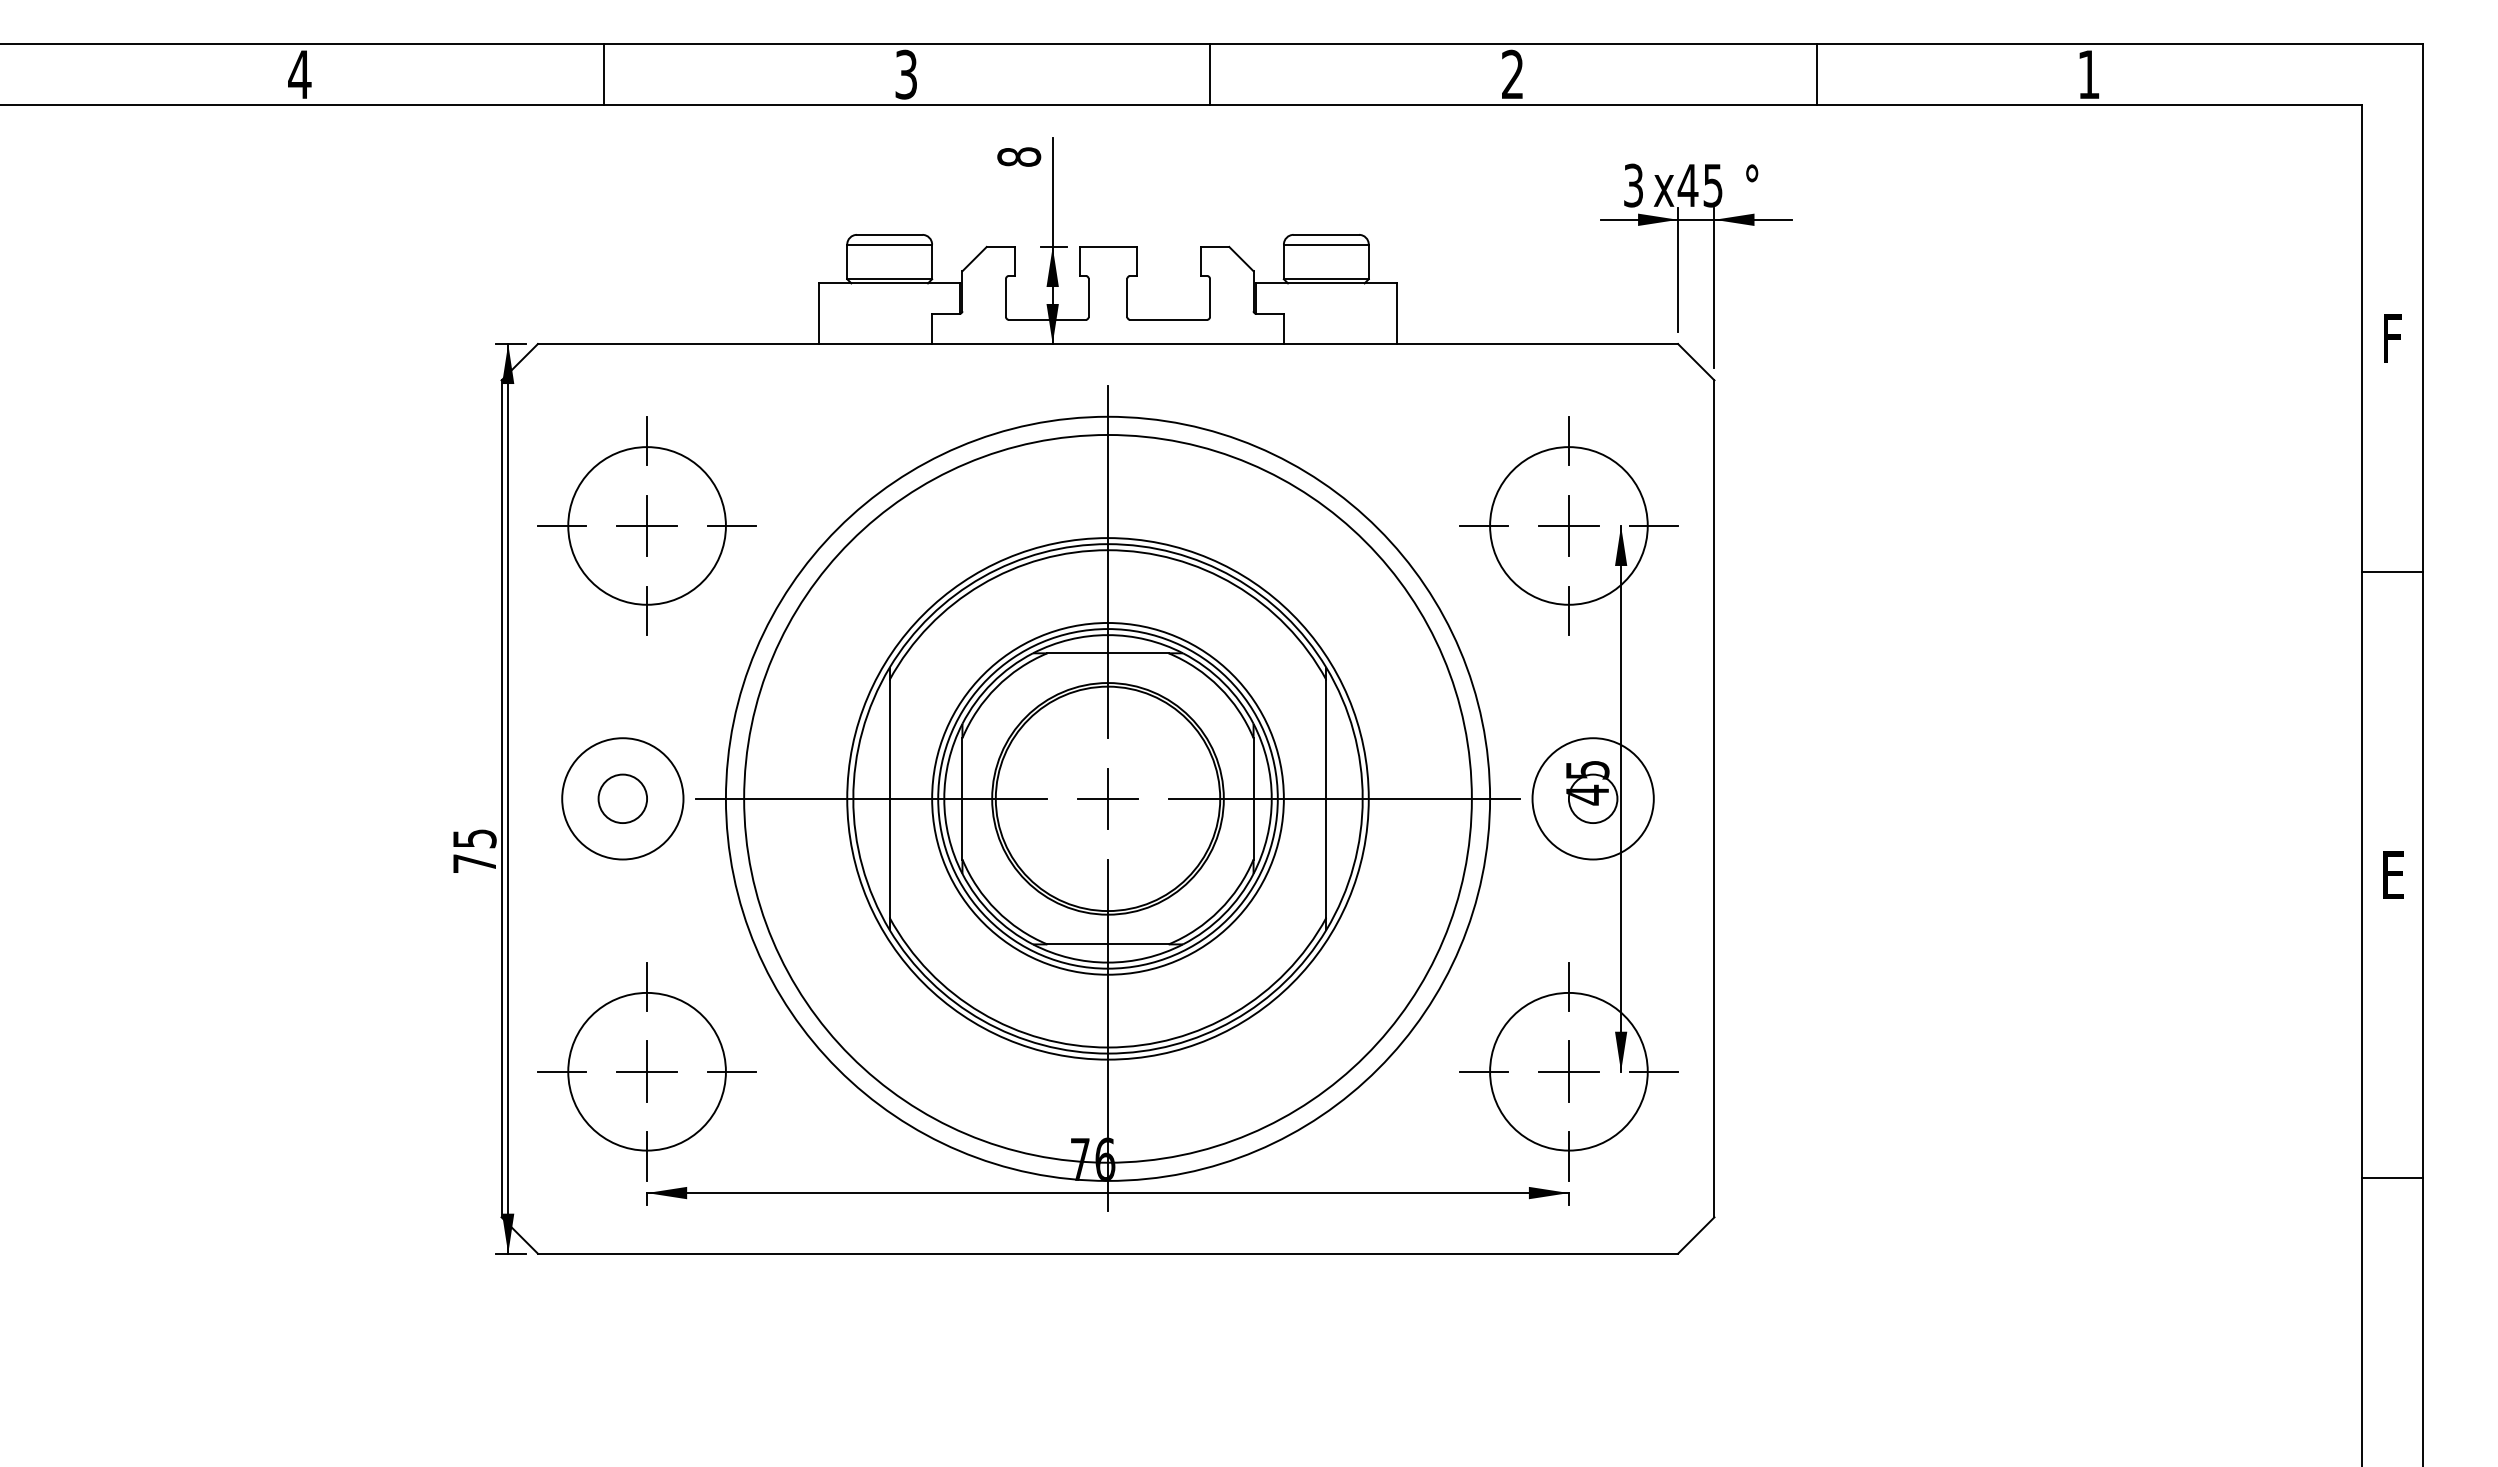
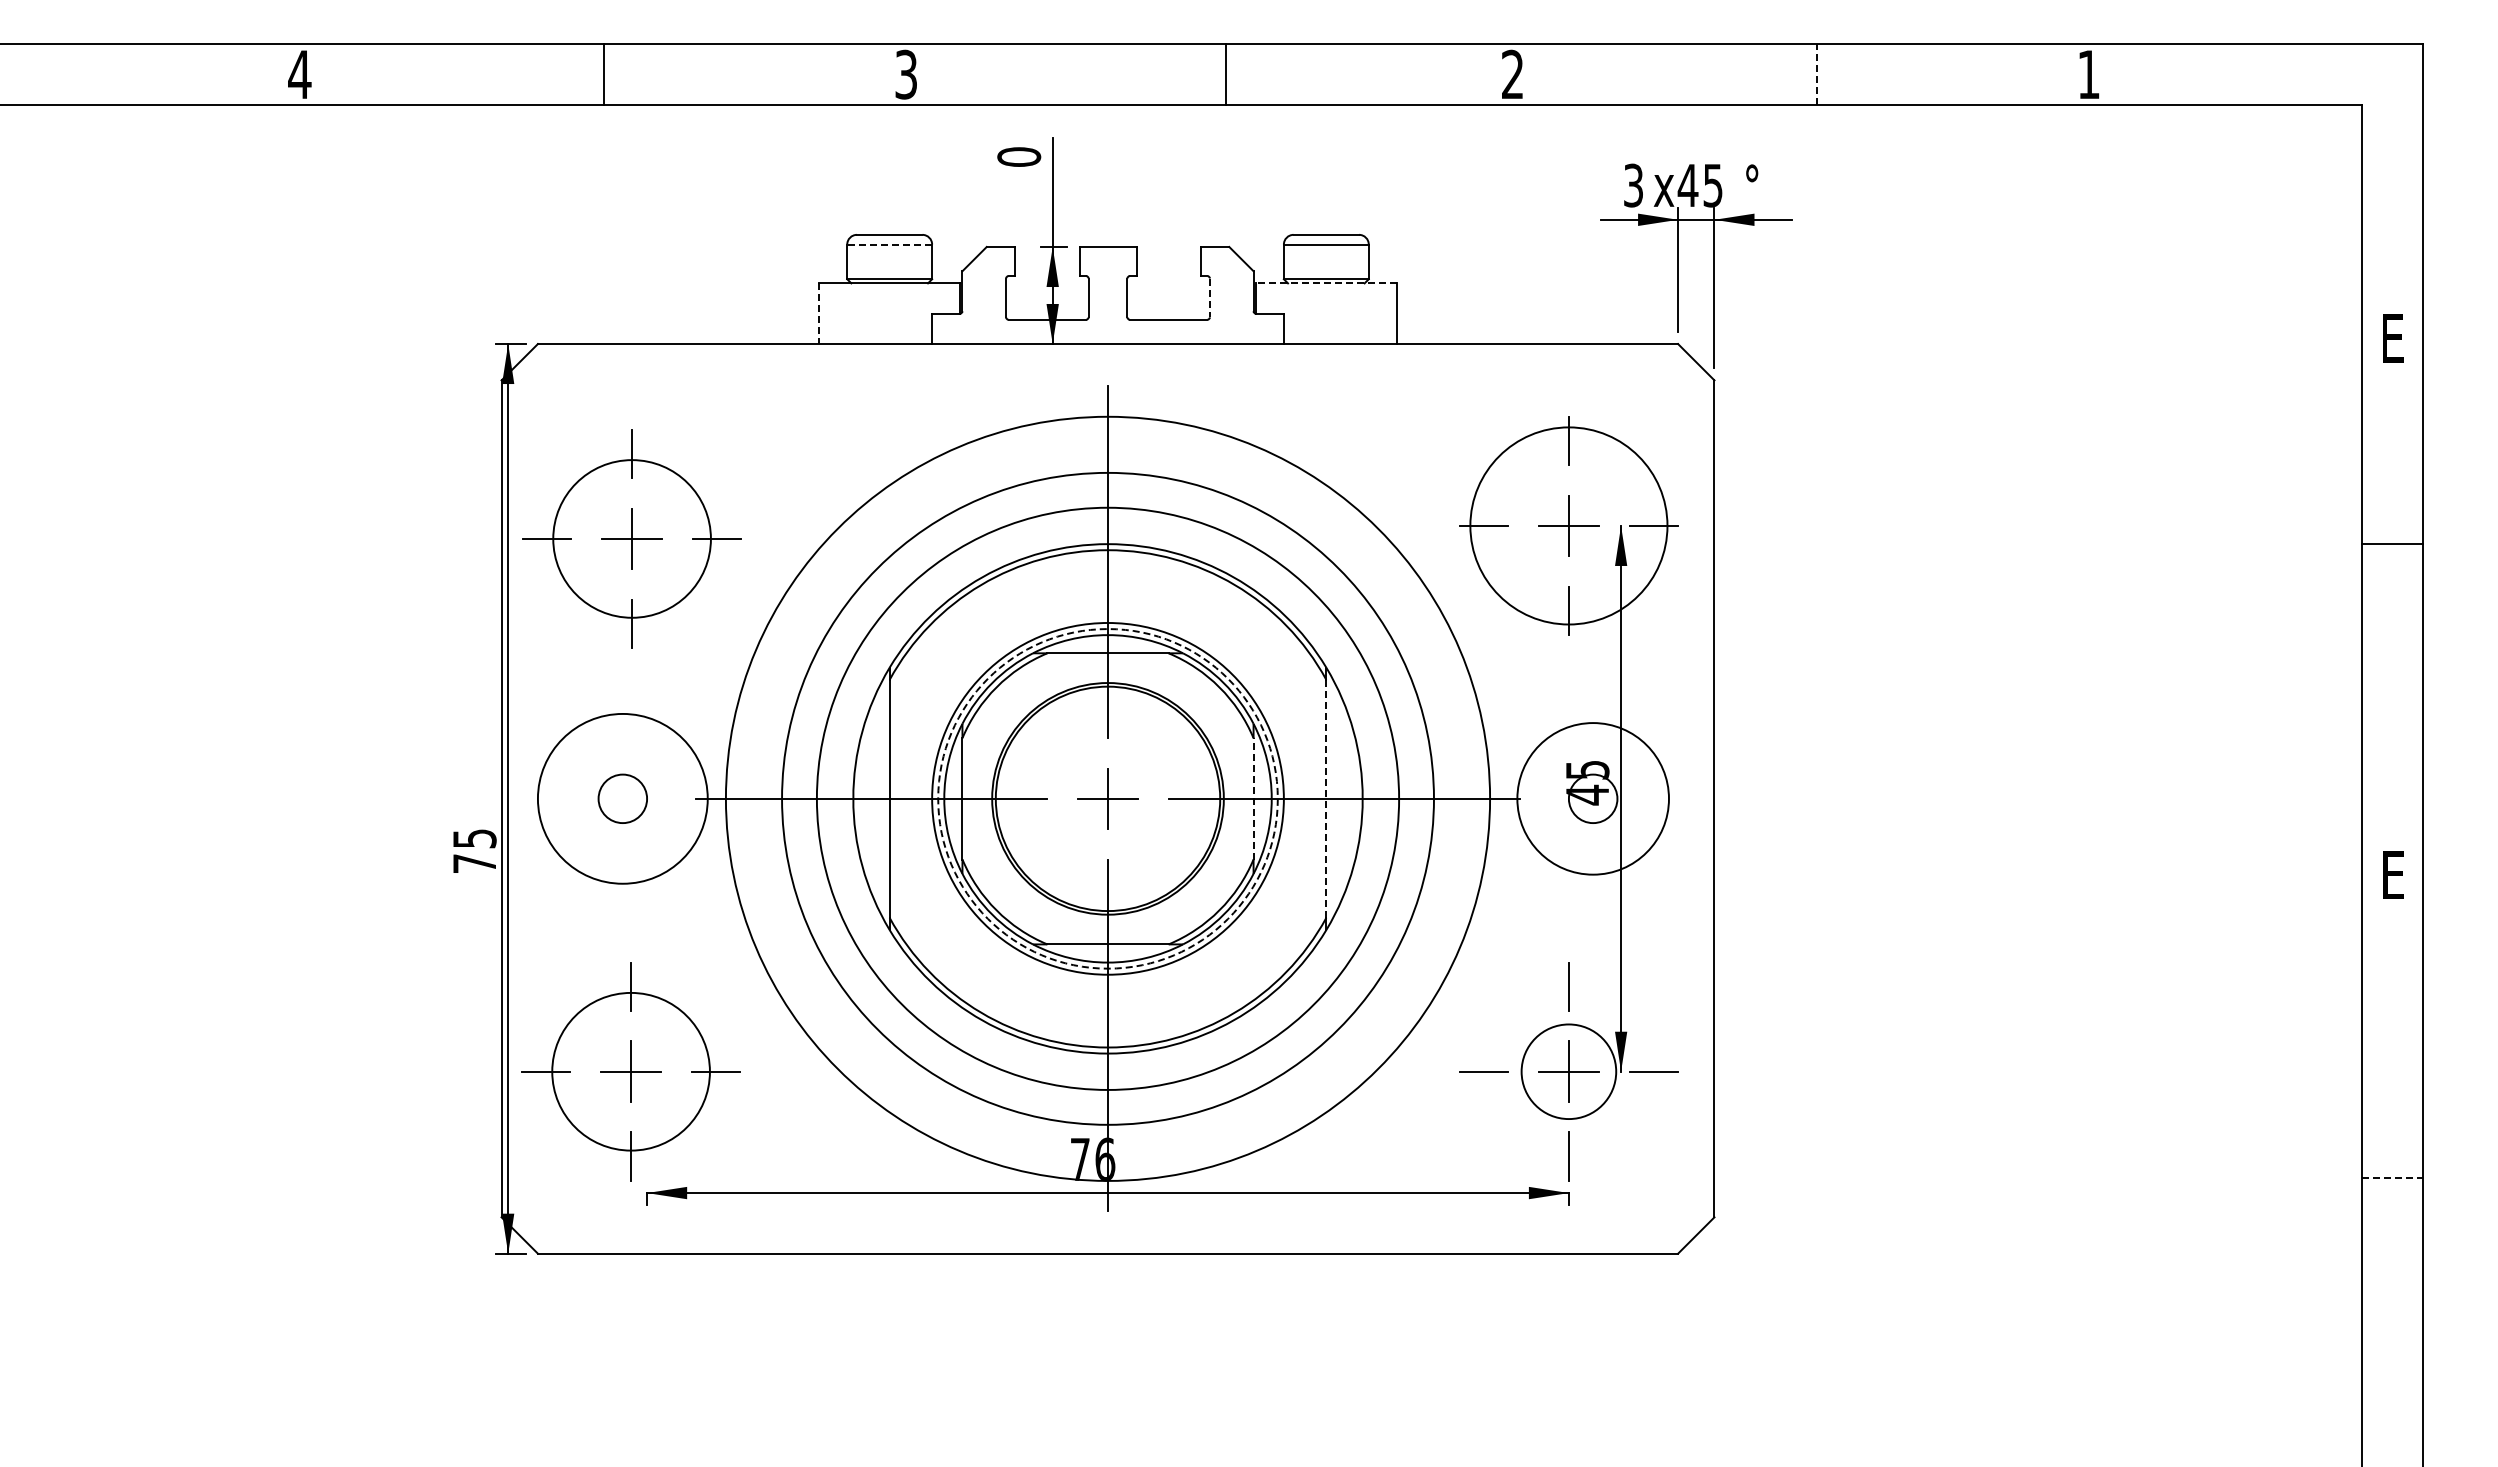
line position: (1210, 74) -> (1226, 74) (1226, 74)
line: solid -> dashed (1816, 74)
text: 8 -> 0 (1018, 156)
line: solid -> dashed (889, 244)
line: solid -> dashed (1325, 283)
line: solid -> dashed (1209, 298)
line: solid -> dashed (819, 314)
text: F -> E (2393, 338)
part position: (646, 525) -> (631, 538) (631, 538)
circle diameter: 158 px -> 197 px (1568, 525)
line position: (2392, 571) -> (2392, 543) (2392, 543)
circle diameter: 121 px -> 170 px (622, 798)
circle diameter: 522 px -> 652 px (1107, 798)
circle diameter: 728 px -> 582 px (1107, 798)
circle: solid -> dashed (1107, 798)
line: solid -> dashed (1253, 798)
line: solid -> dashed (1326, 798)
circle diameter: 121 px -> 152 px (1592, 798)
part position: (646, 1071) -> (630, 1071) (630, 1071)
circle diameter: 158 px -> 95 px (1568, 1071)
line: solid -> dashed (2393, 1178)
